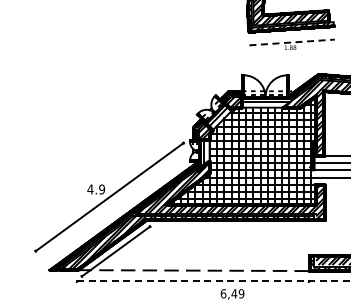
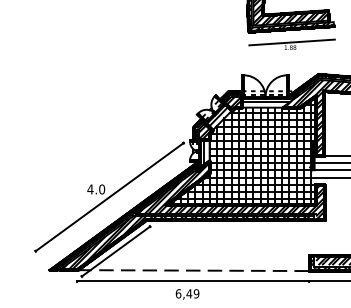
line: dashed -> solid (292, 42)
text: 4.9 -> 4.0 (101, 189)
line: dashed -> solid (214, 281)
text position: (232, 294) -> (187, 294) (187, 294)
